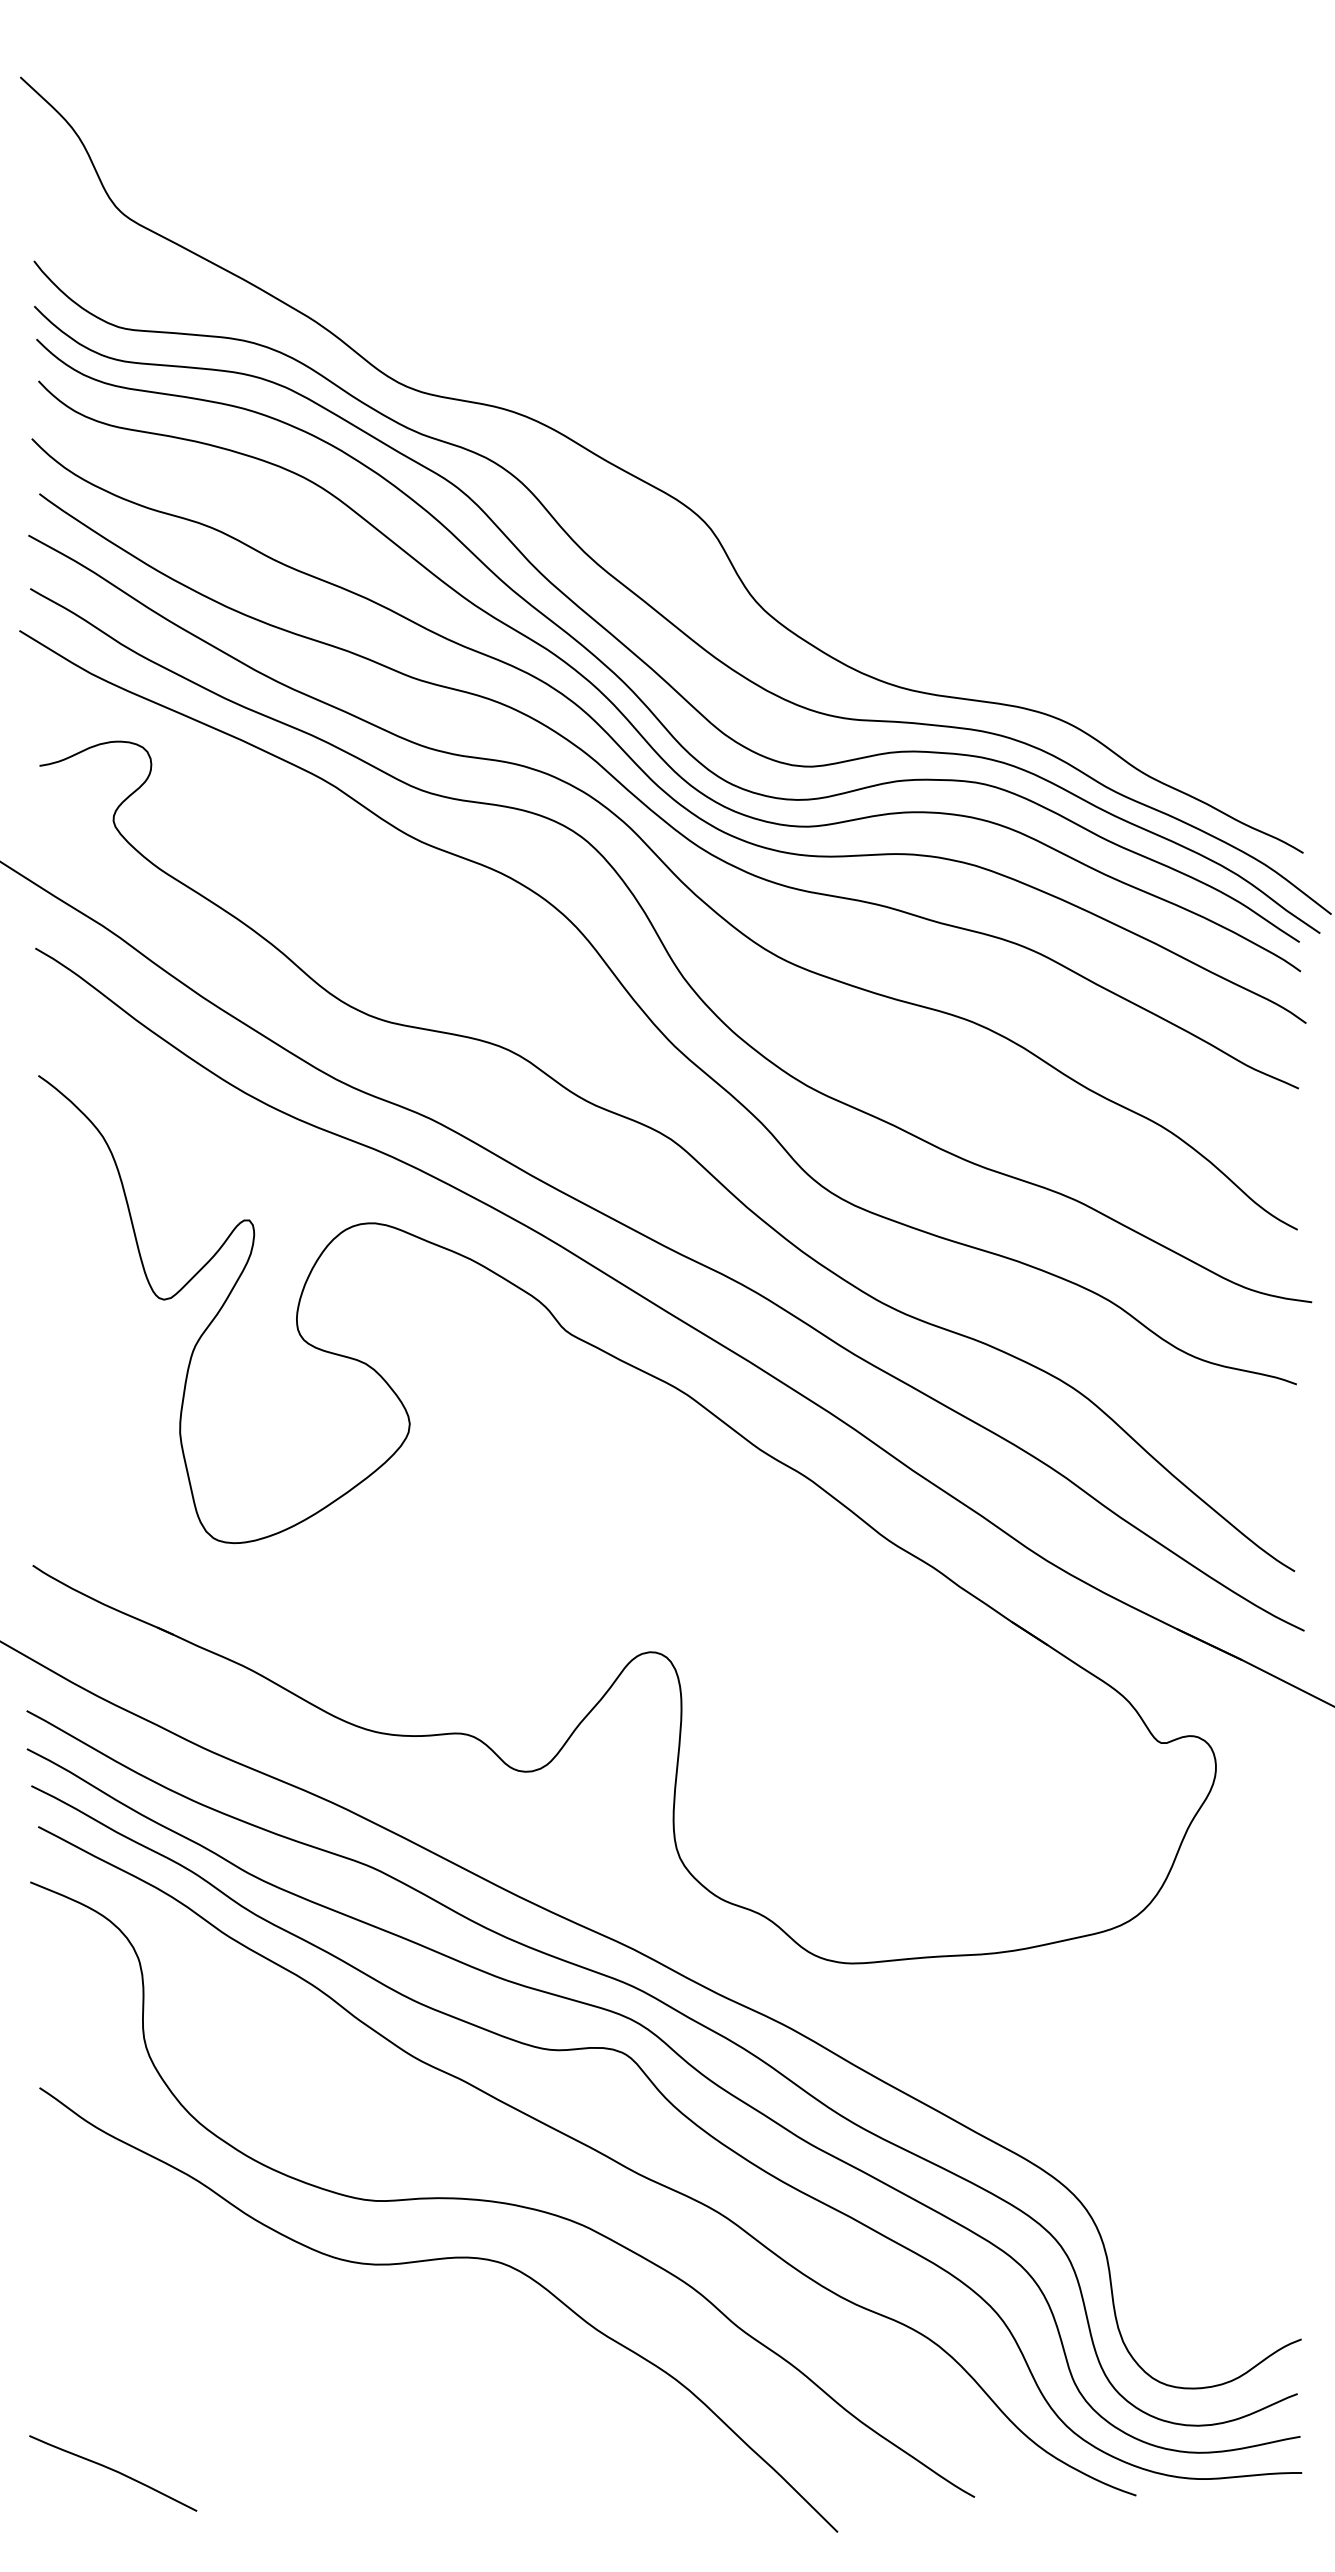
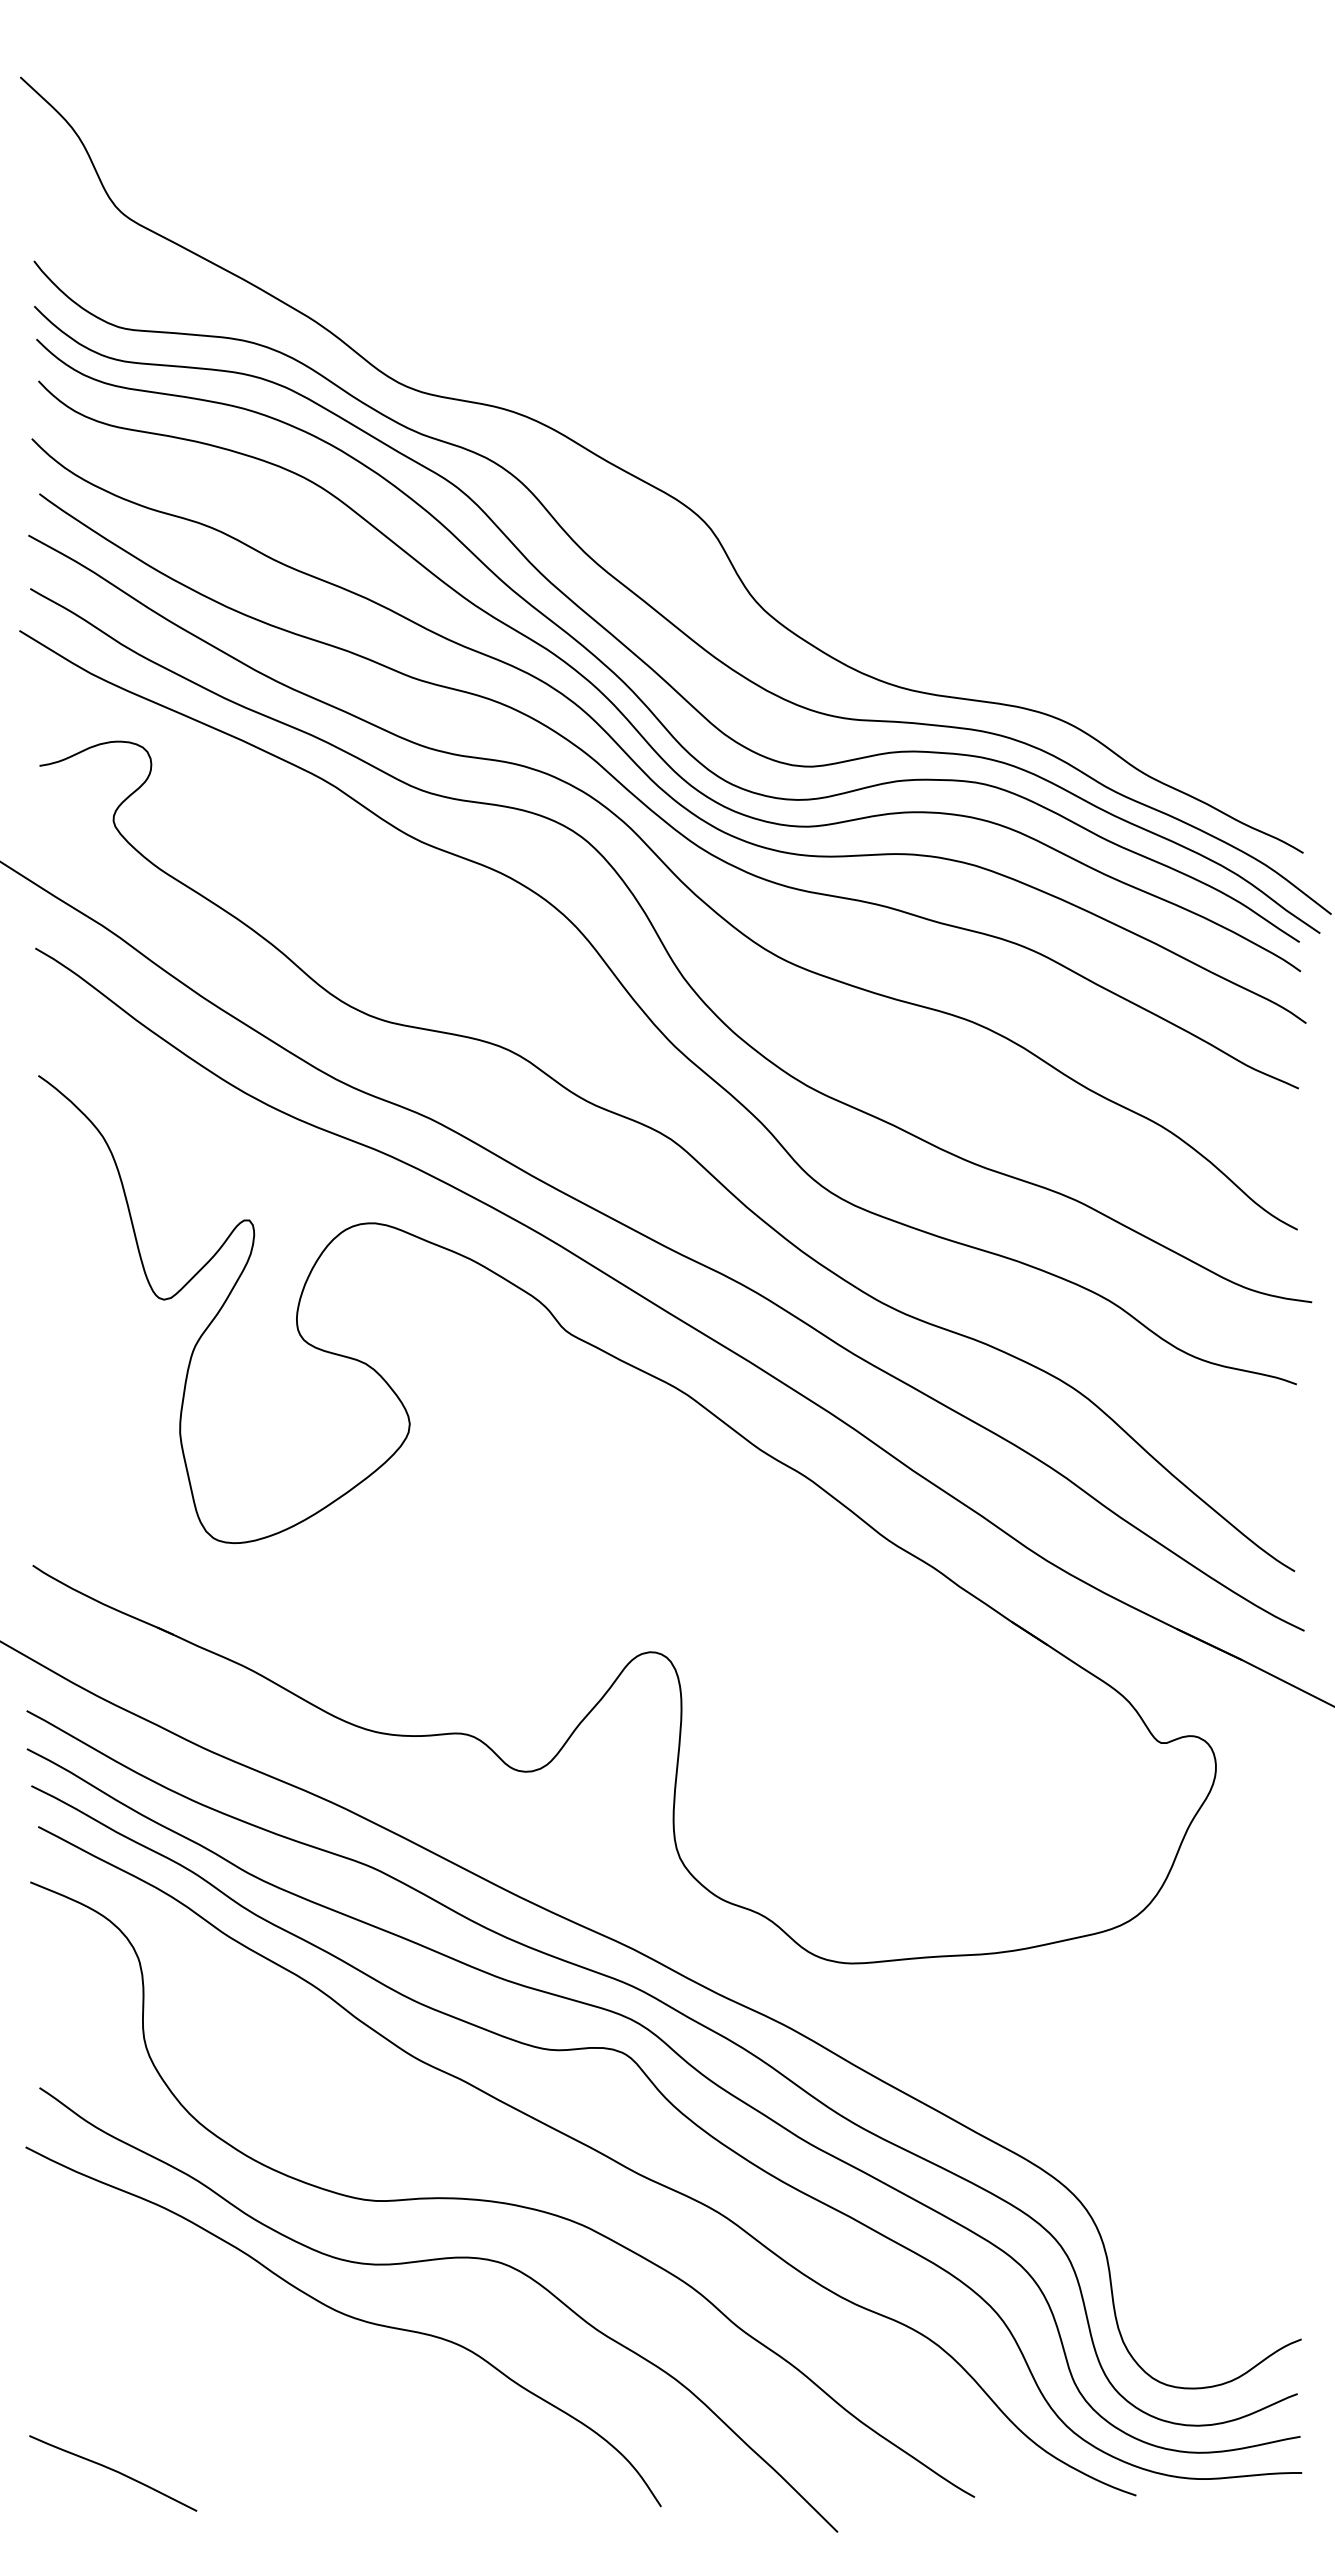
curve: none -> present (346, 2316)
